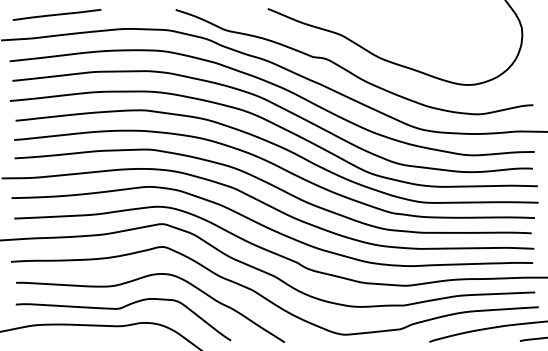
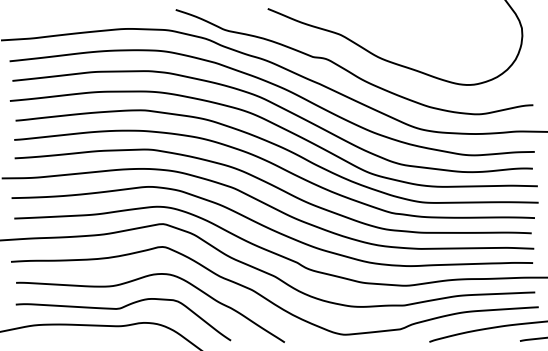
line: present -> none (56, 14)
